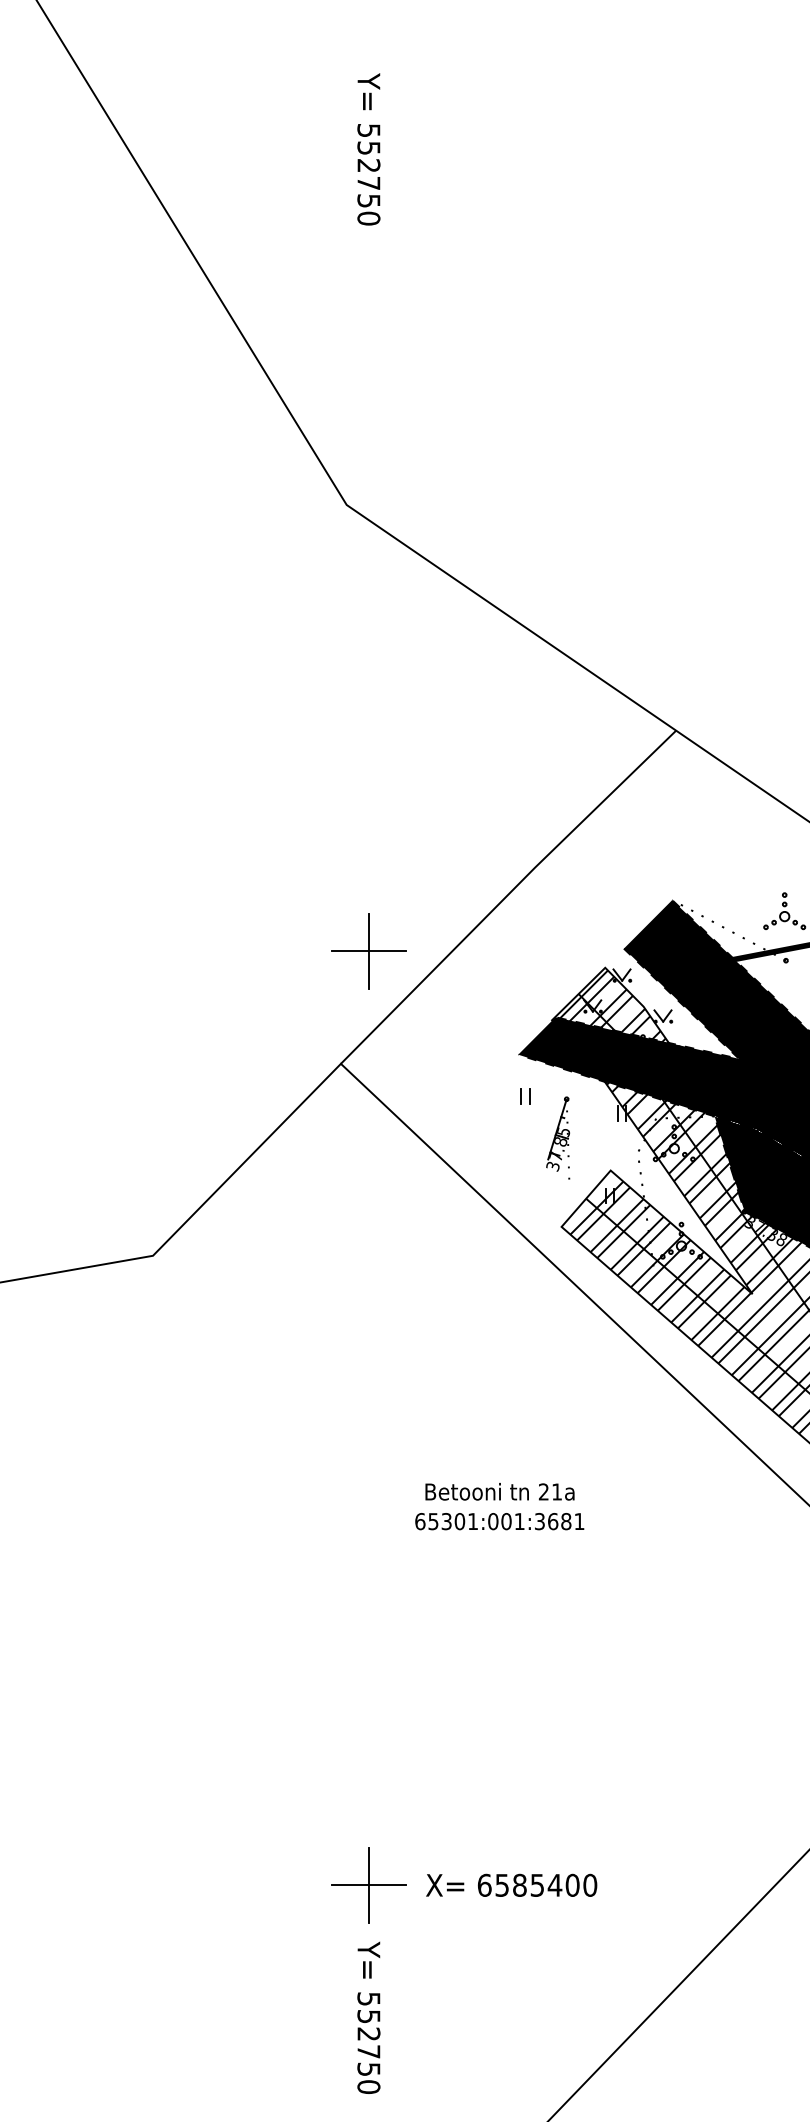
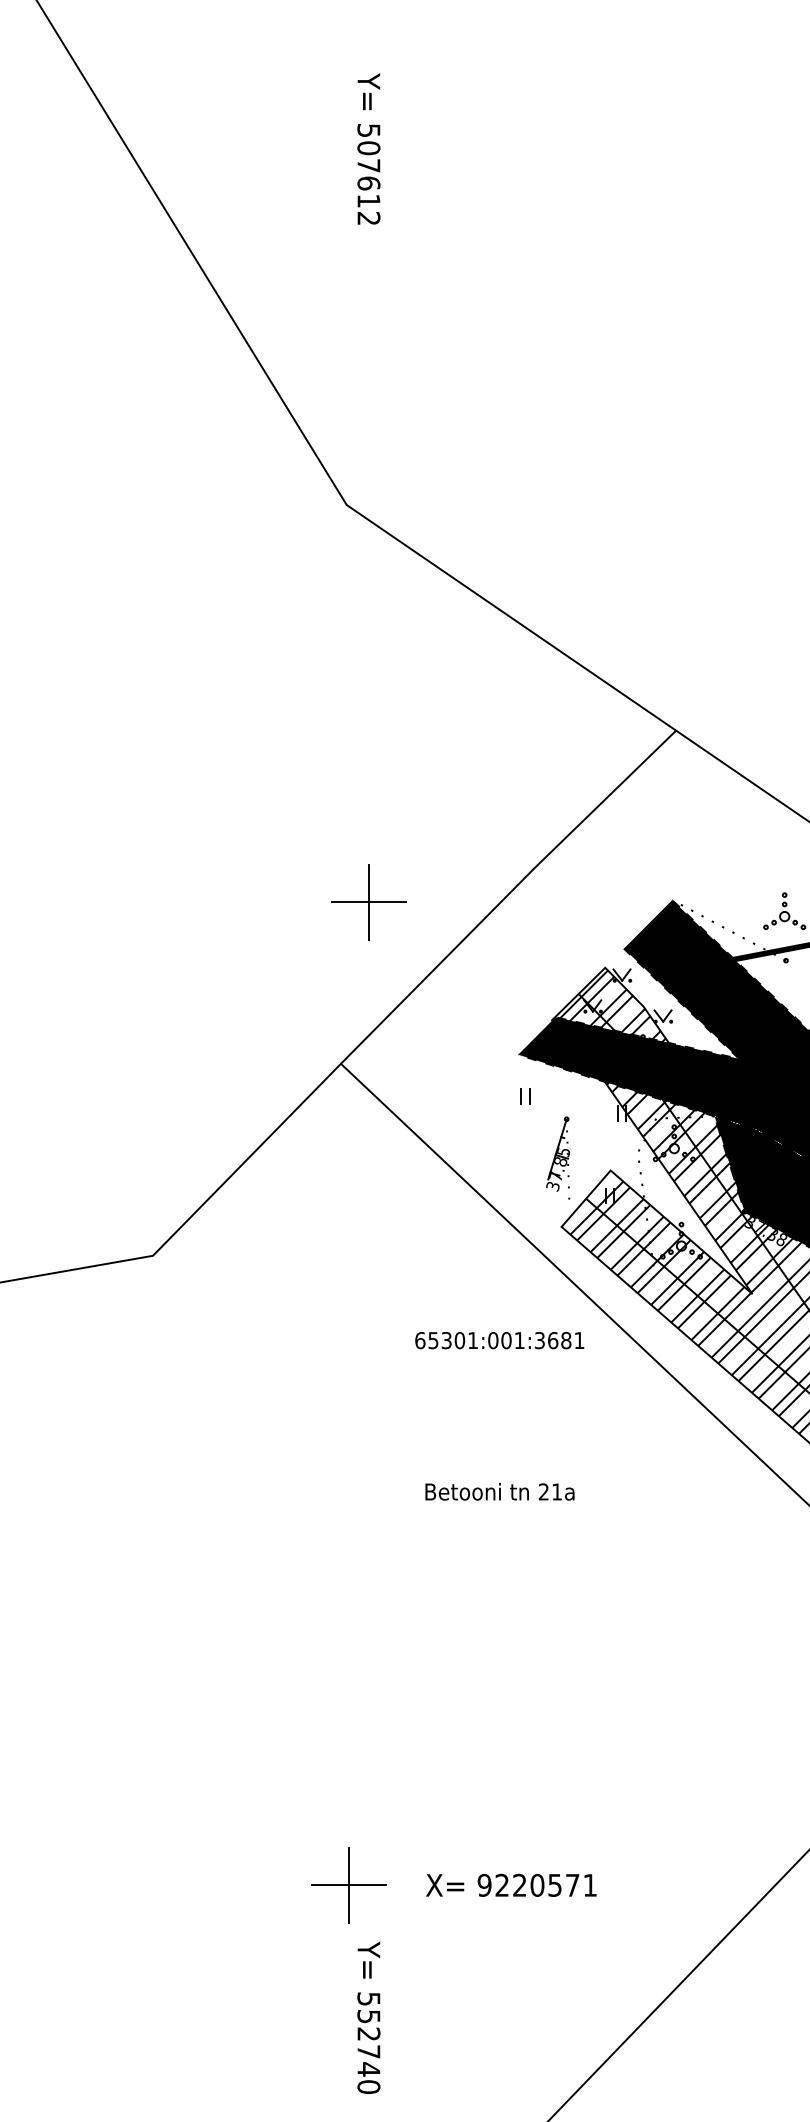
text: 552750 -> 507612 (368, 183)
part position: (368, 951) -> (368, 902) (368, 902)
part position: (558, 1137) -> (558, 1157) (558, 1157)
text position: (499, 1521) -> (499, 1340) (499, 1340)
text: 6585400 -> 9220571 (537, 1884)
part position: (368, 1885) -> (348, 1885) (348, 1885)
text: 552750 -> 552740 (368, 2069)
